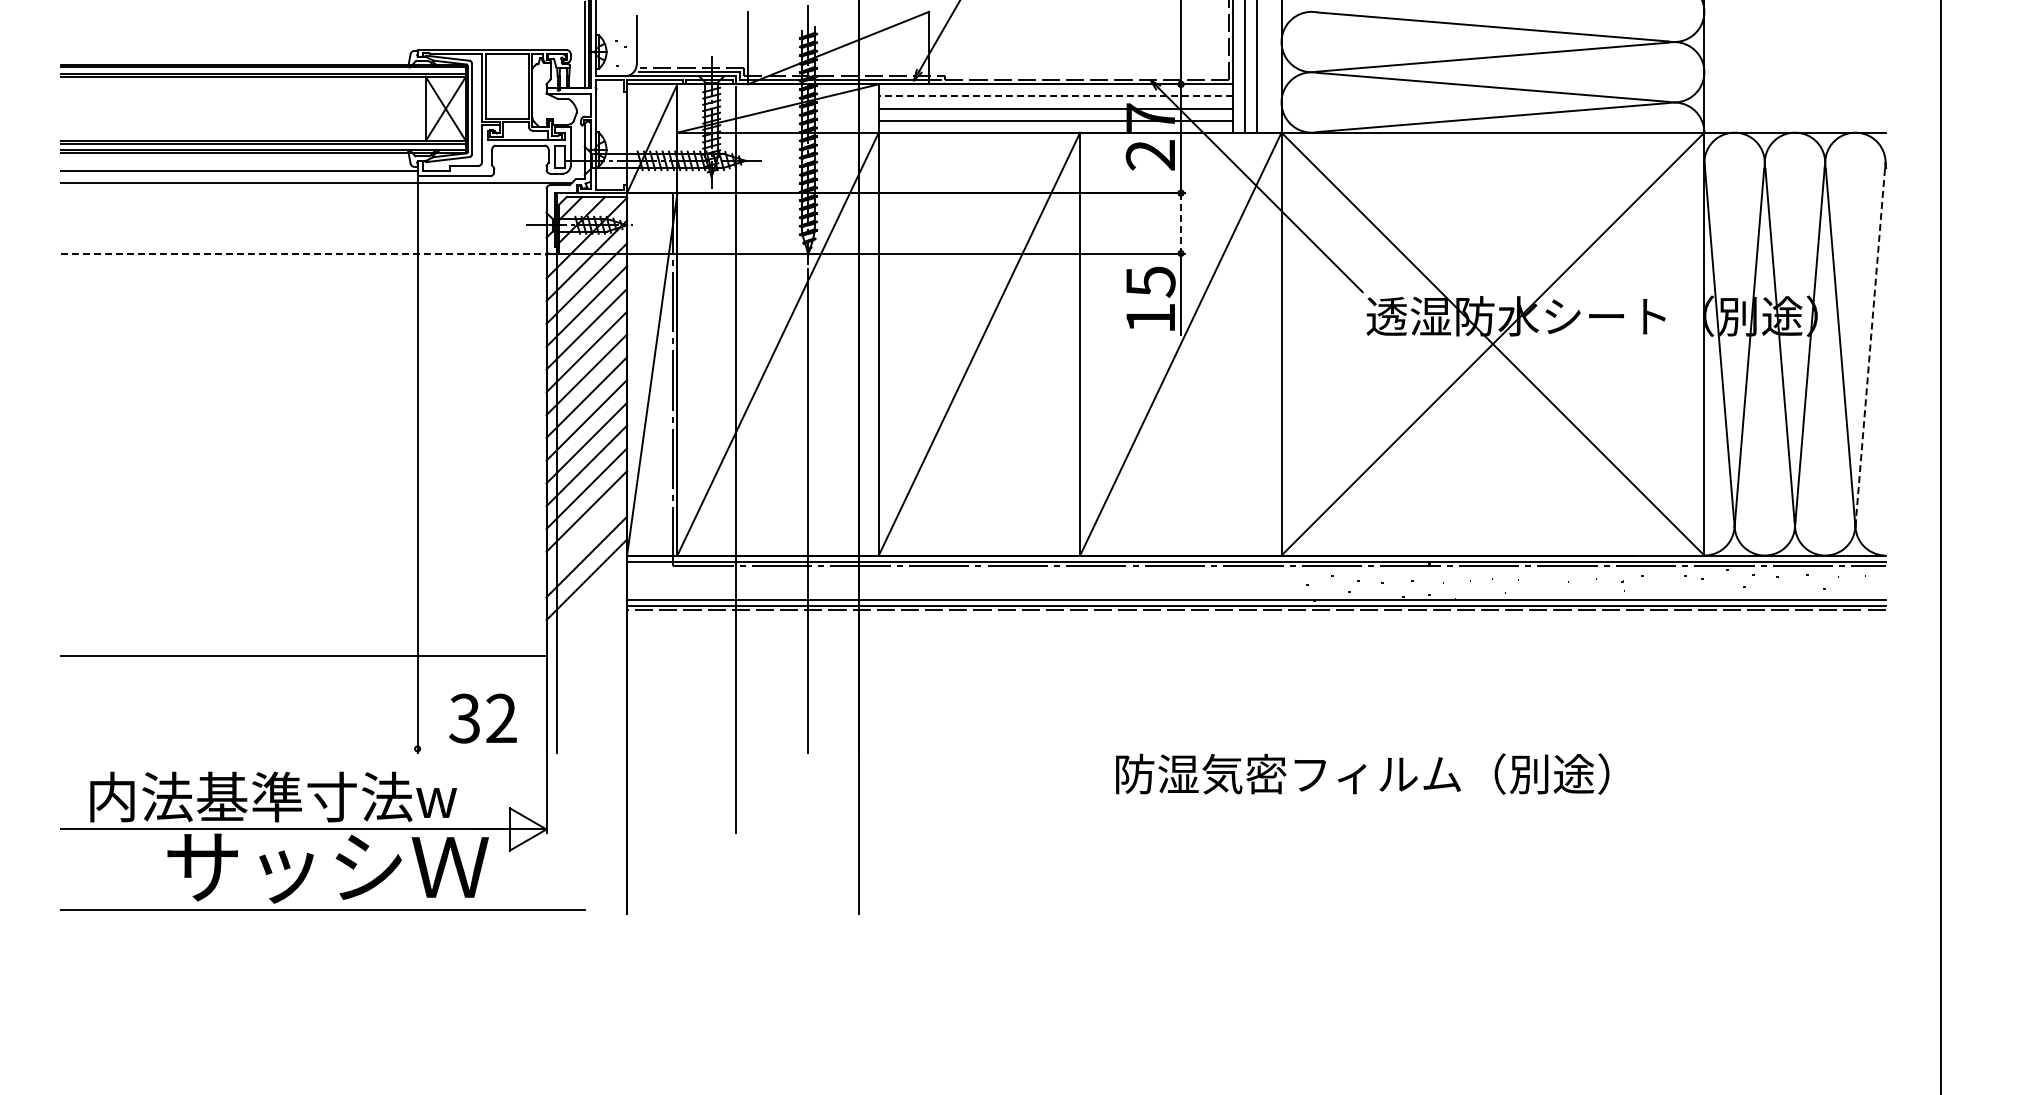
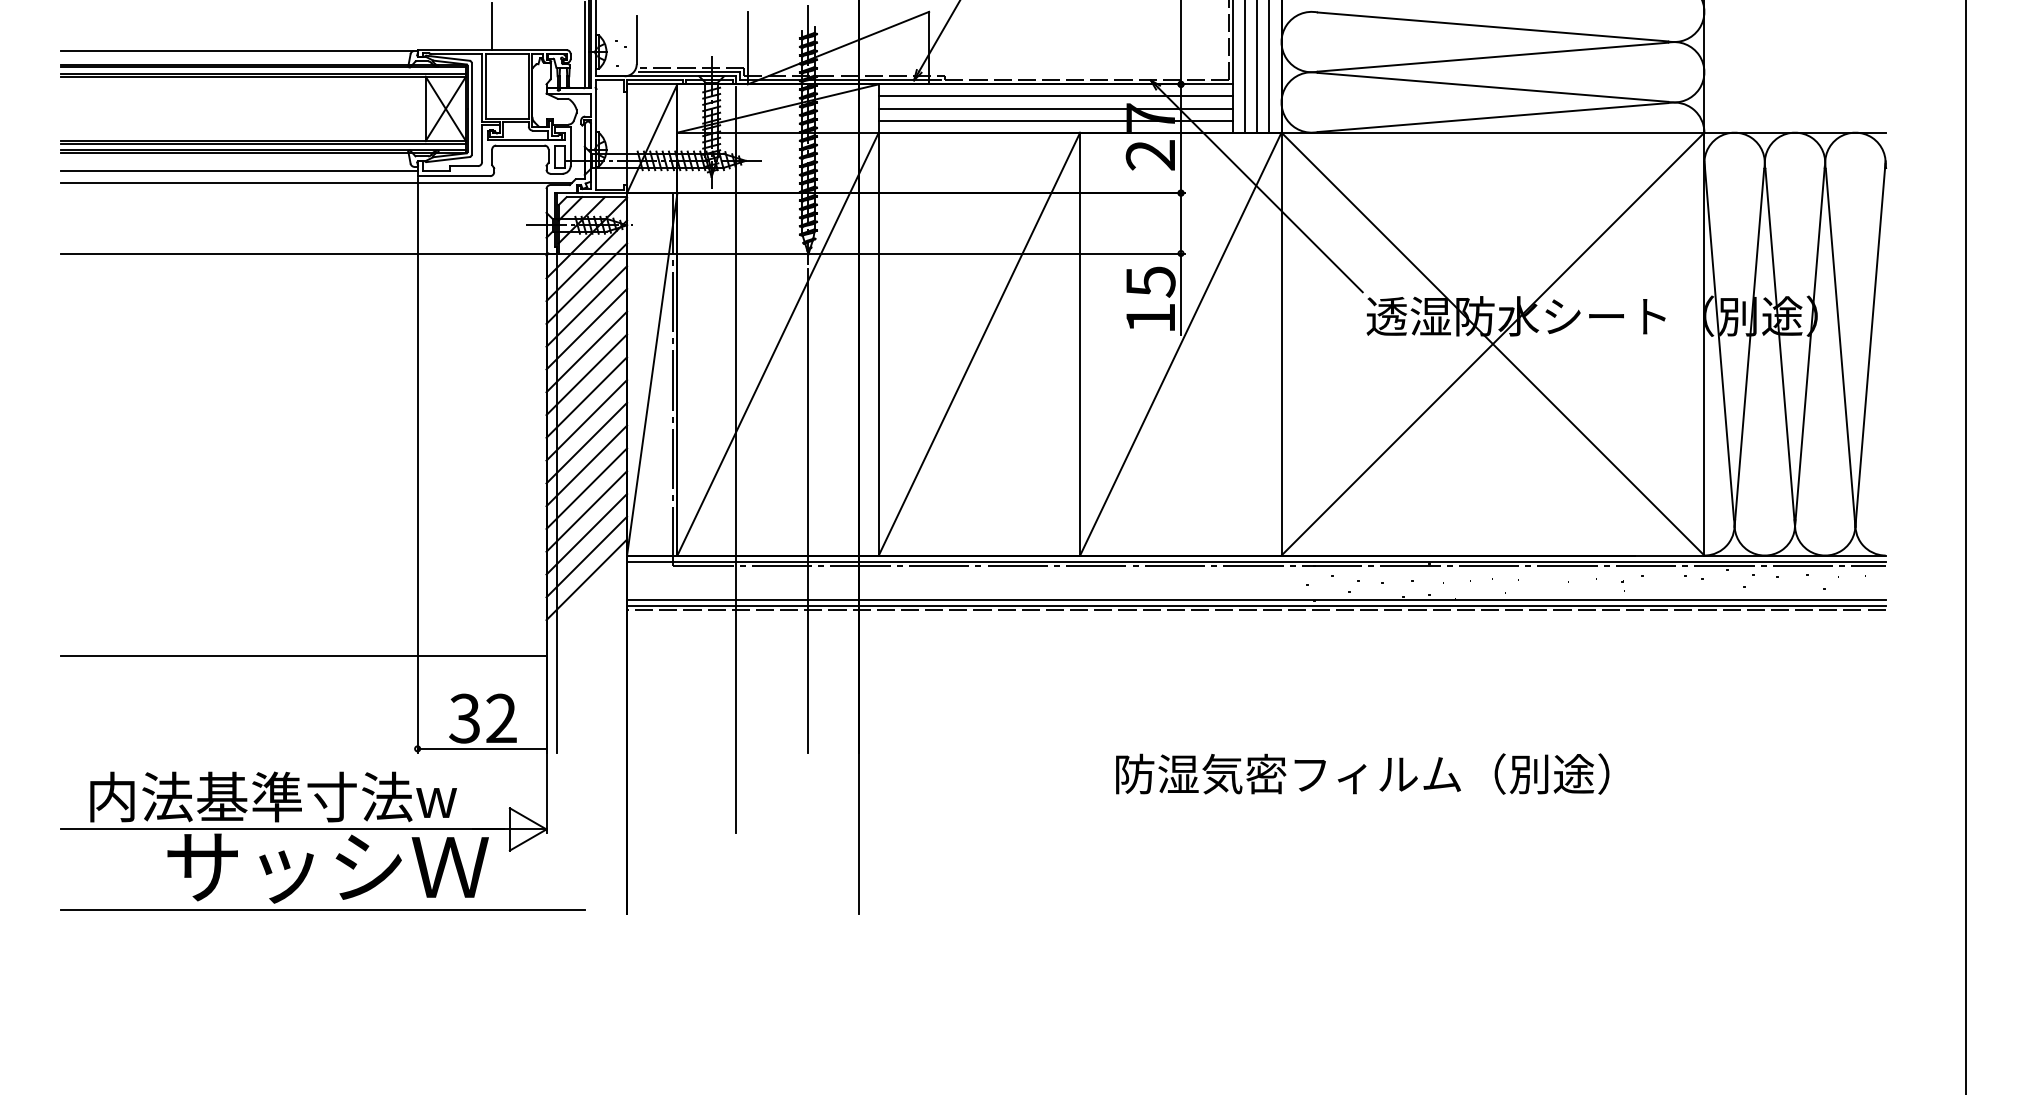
line: none -> present (492, 26)
line: none -> present (236, 51)
line: none -> present (1269, 67)
line: dashed -> solid (1055, 96)
line: dashed -> solid (1181, 223)
line: dashed -> solid (308, 253)
line: dashed -> solid (1870, 343)
line: none -> present (586, 534)
line position: (1941, 546) -> (1966, 546) (1966, 546)
line: none -> present (481, 748)
